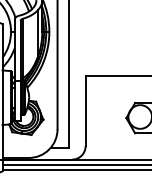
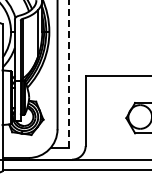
line: solid -> dashed (69, 74)
line: present -> none (75, 165)
